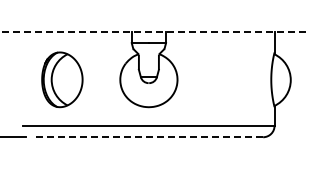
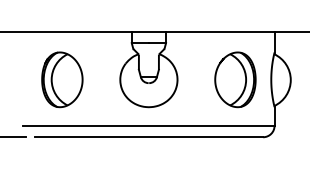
line: dashed -> solid (154, 31)
part: none -> present (235, 79)
line: dashed -> solid (148, 137)
